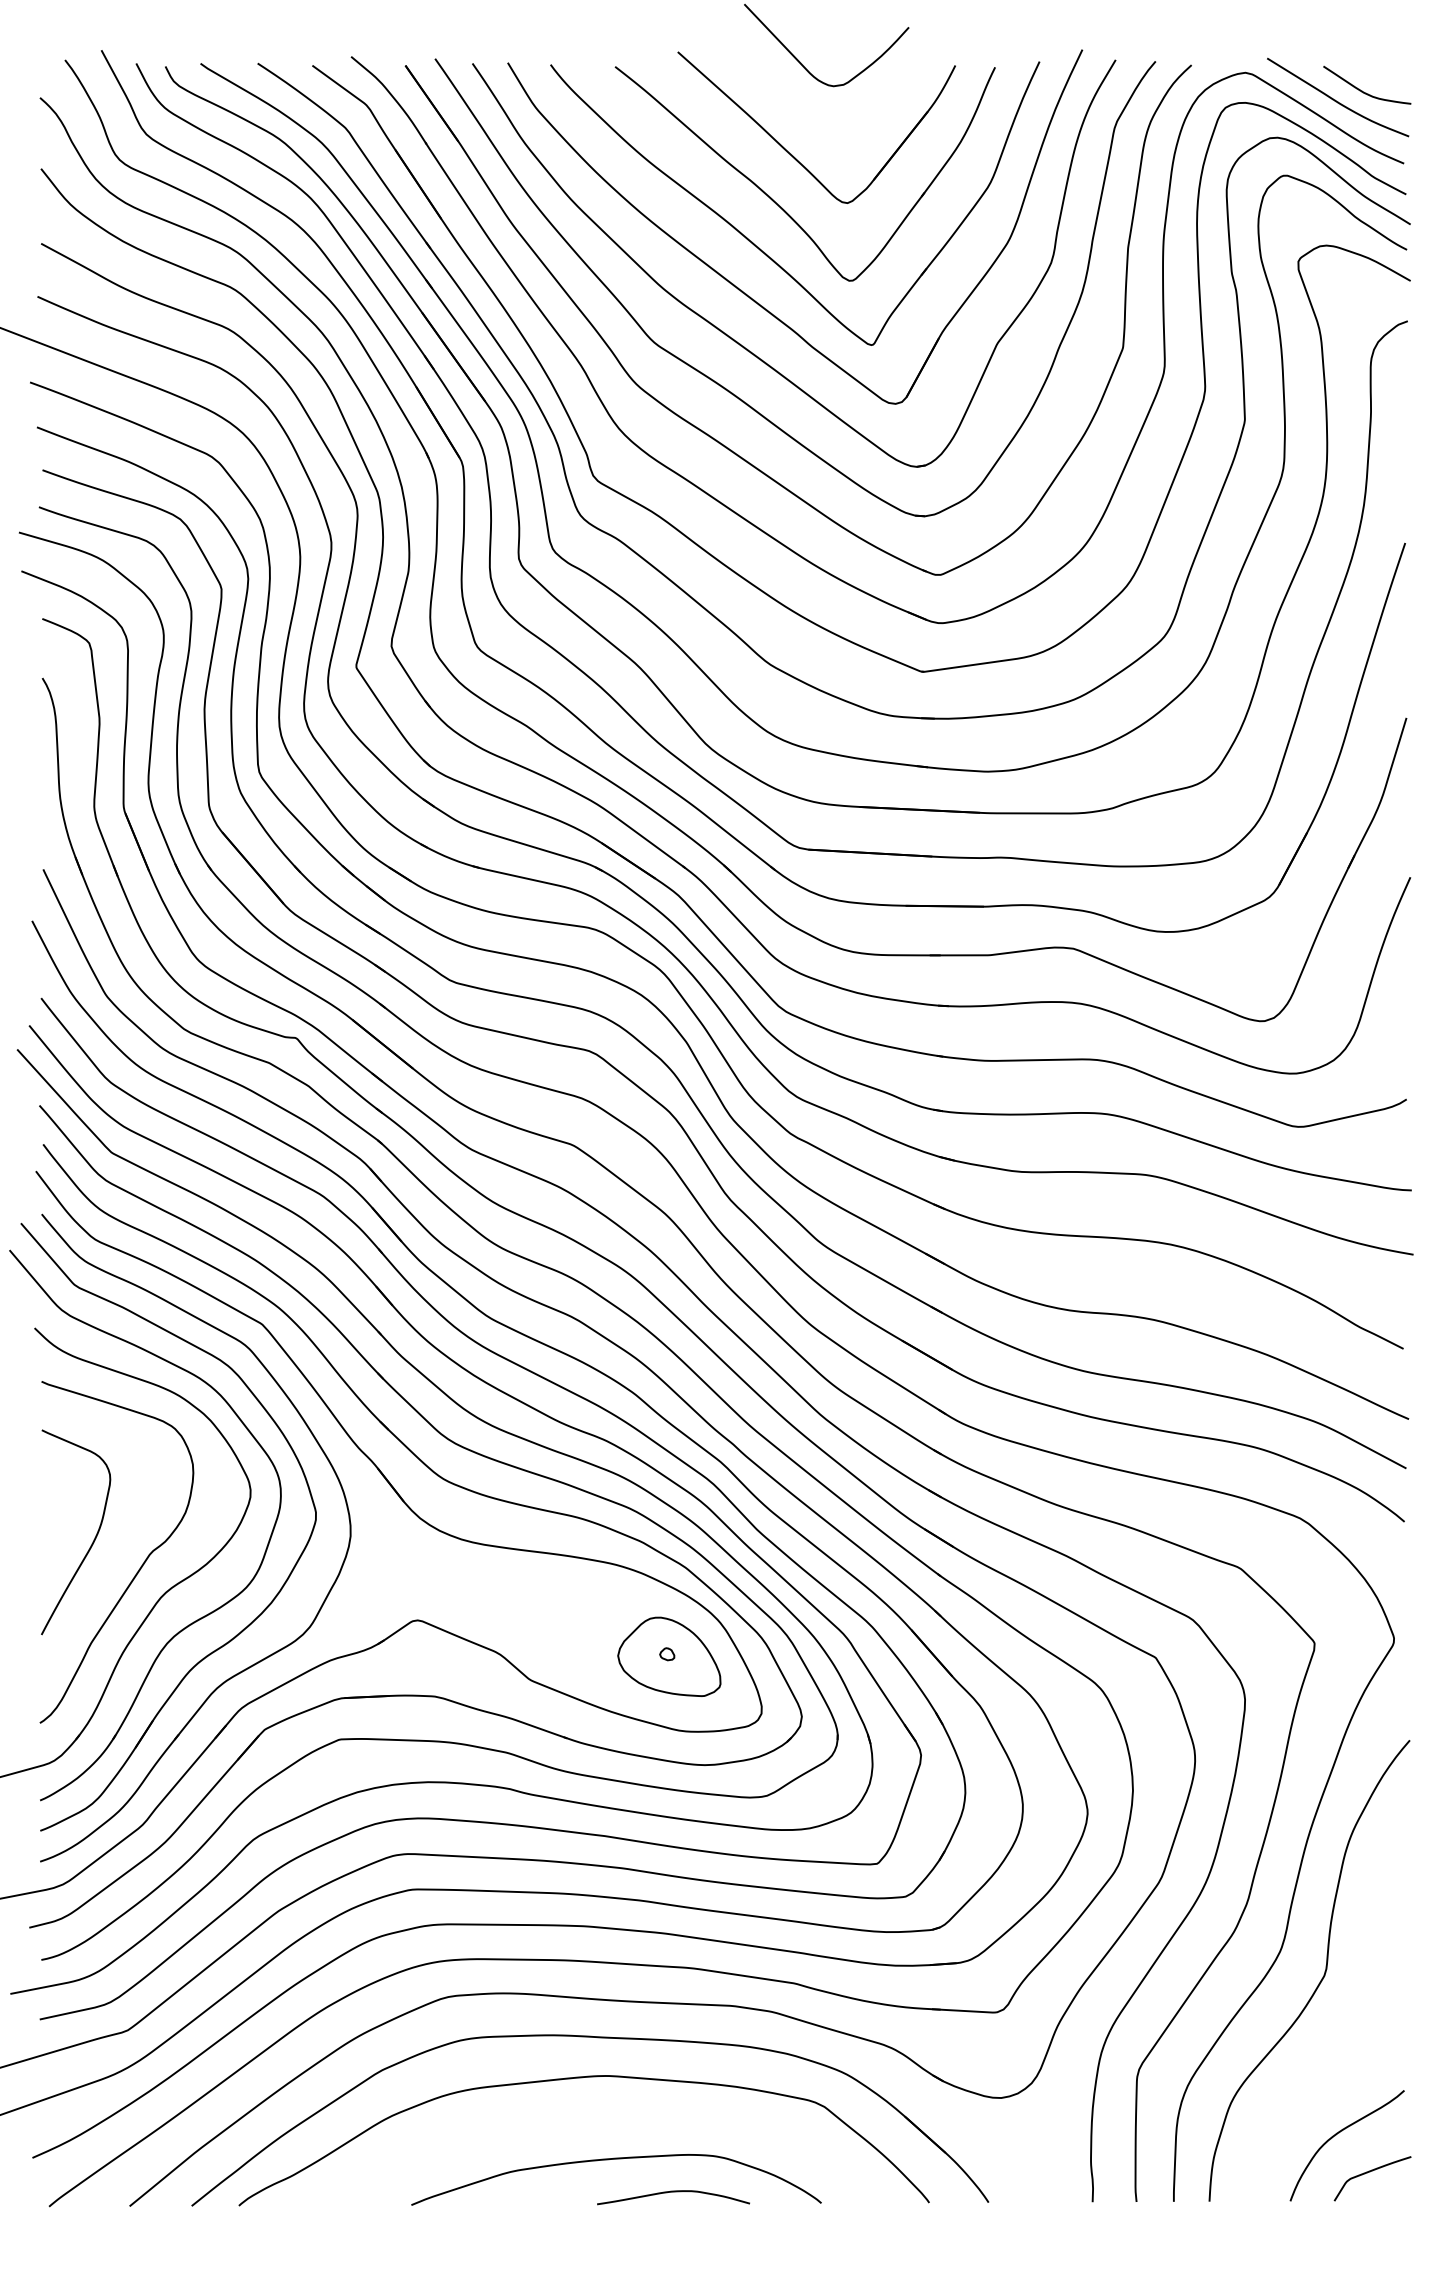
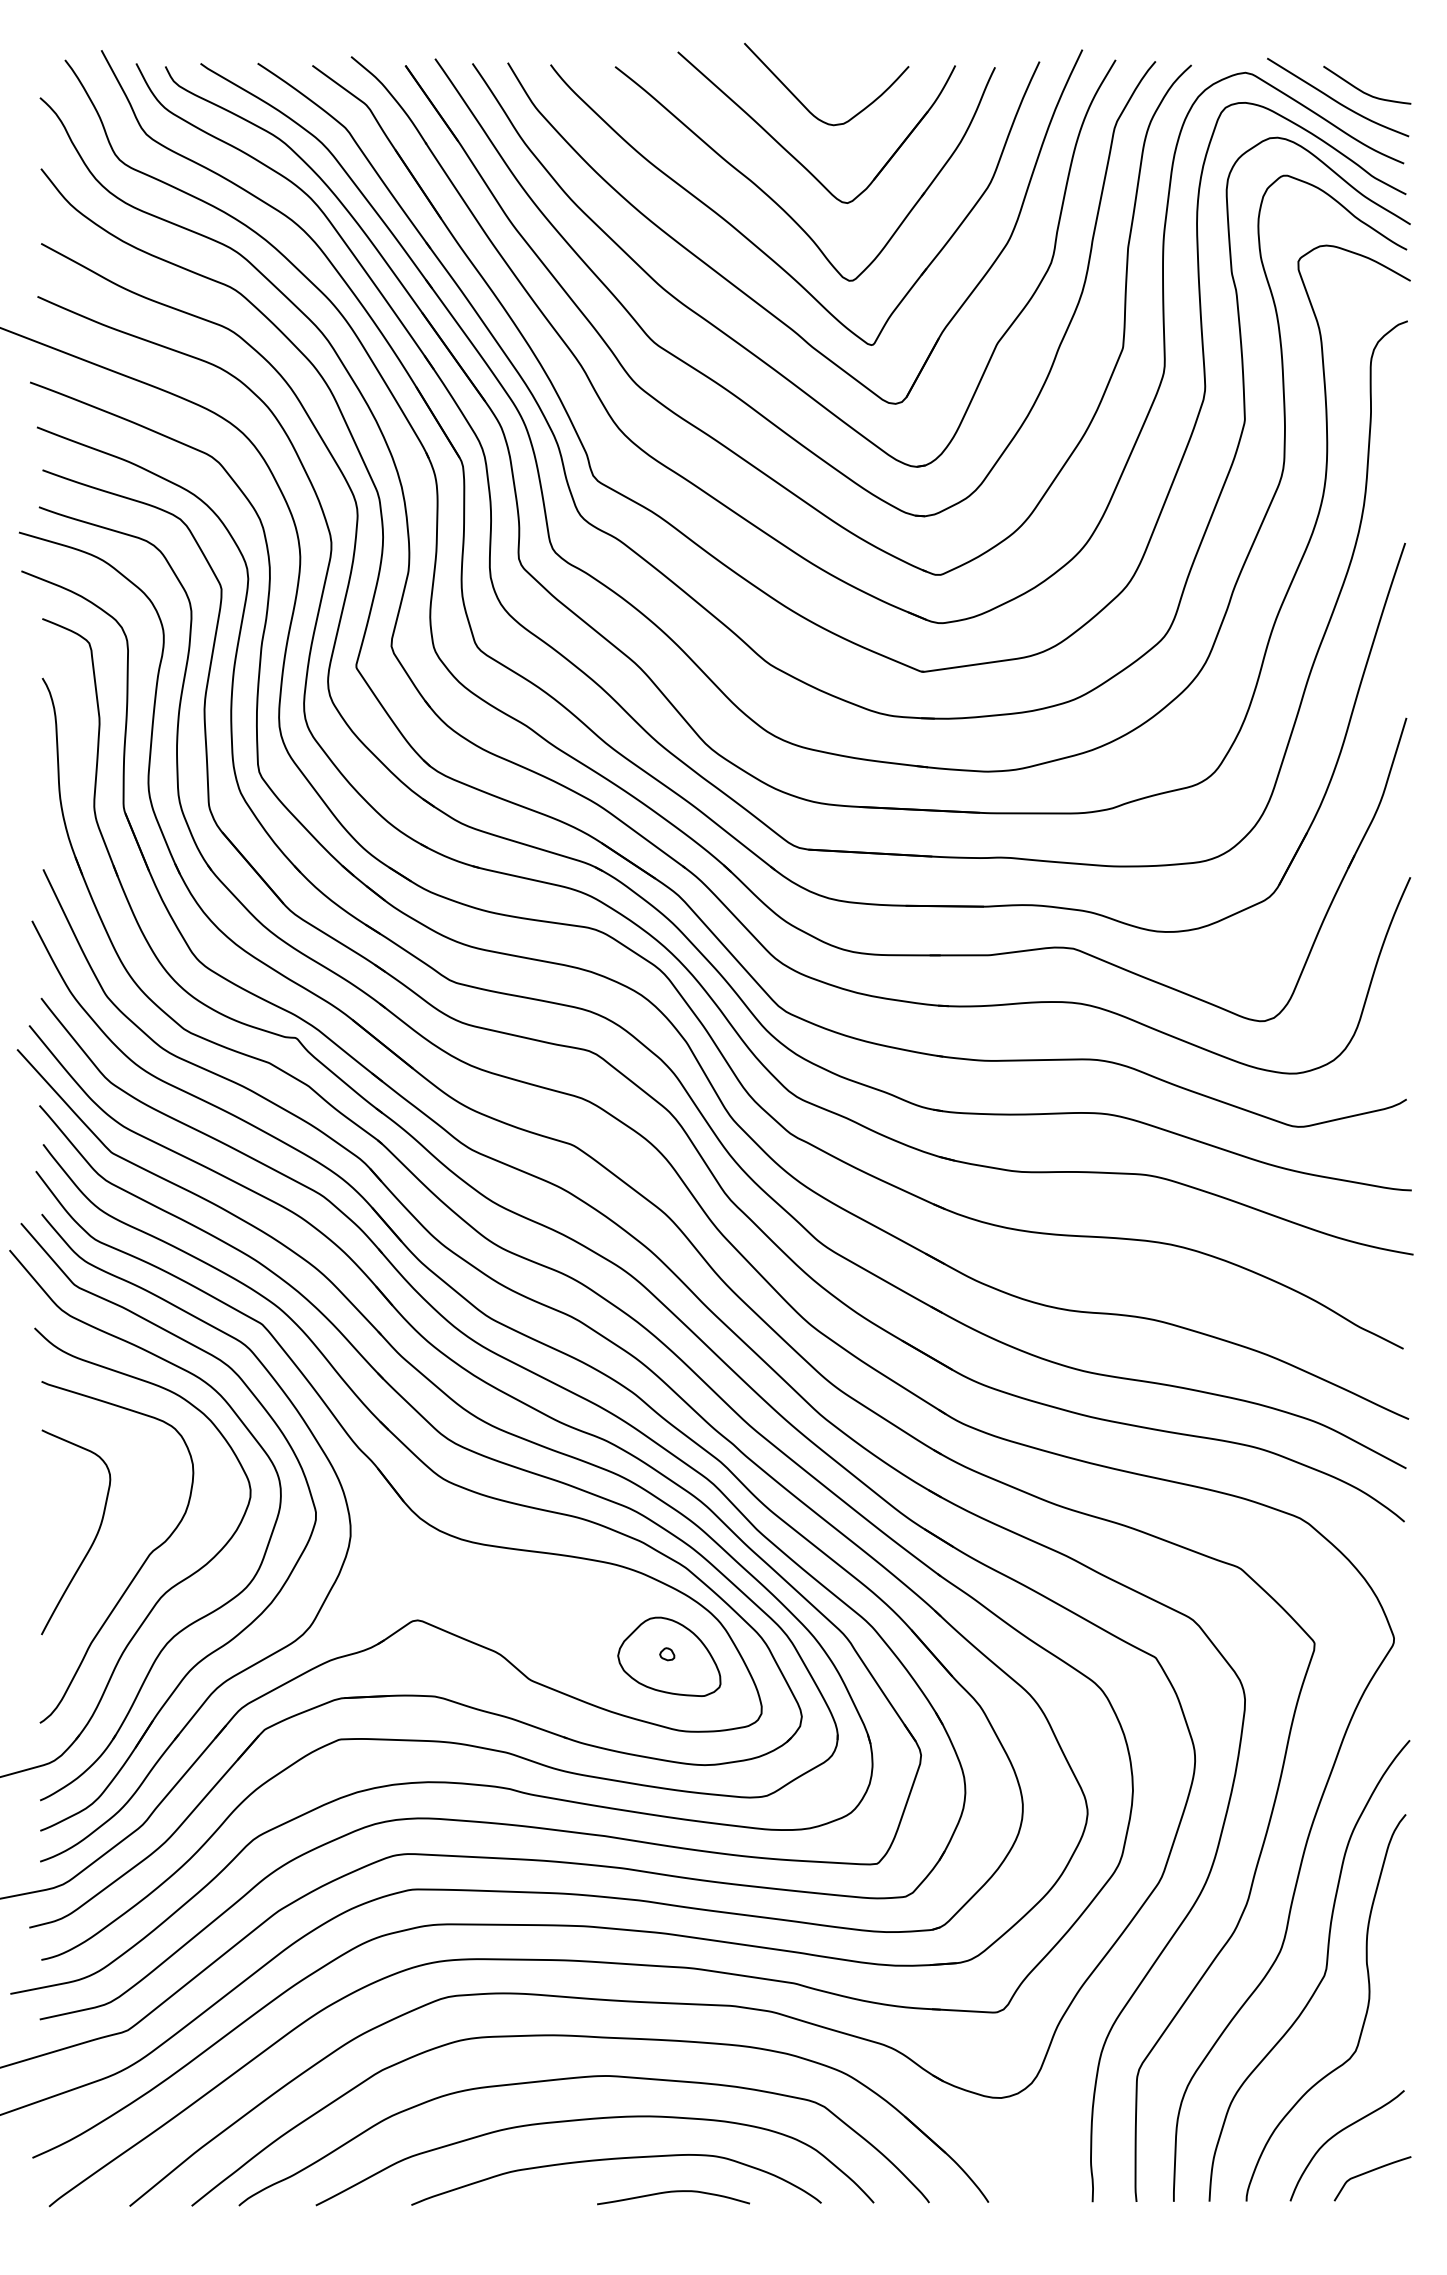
curve position: (801, 62) -> (801, 101) (801, 101)
curve: none -> present (1364, 2016)
curve: none -> present (587, 2120)
